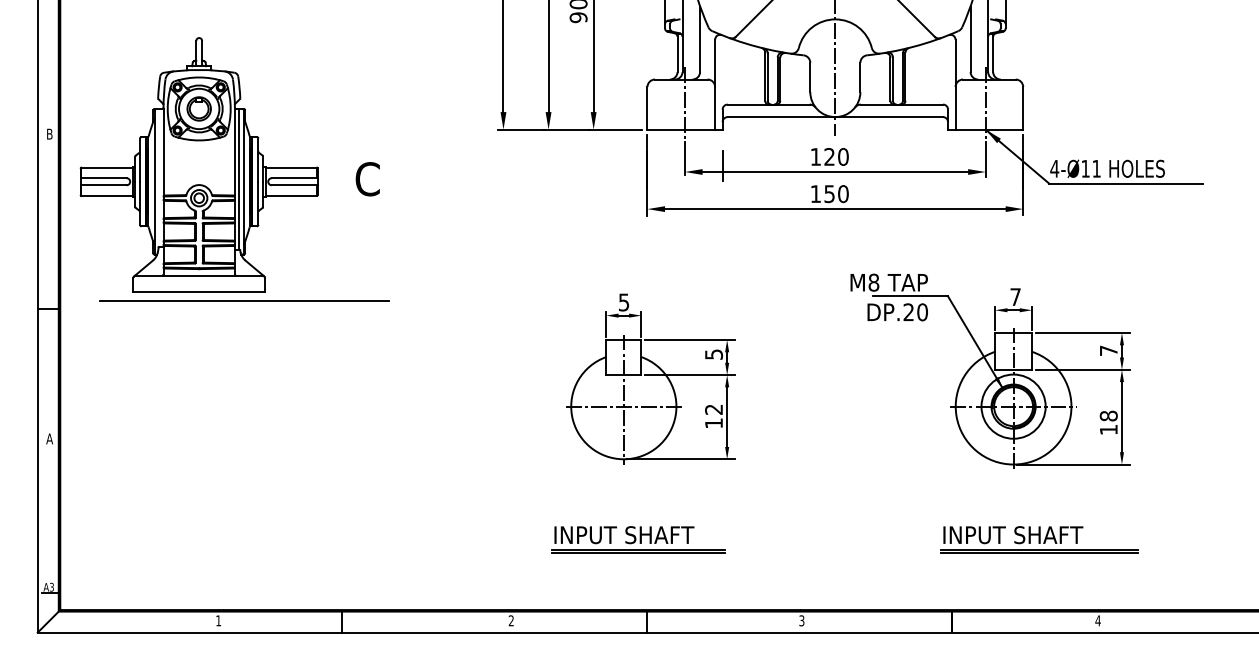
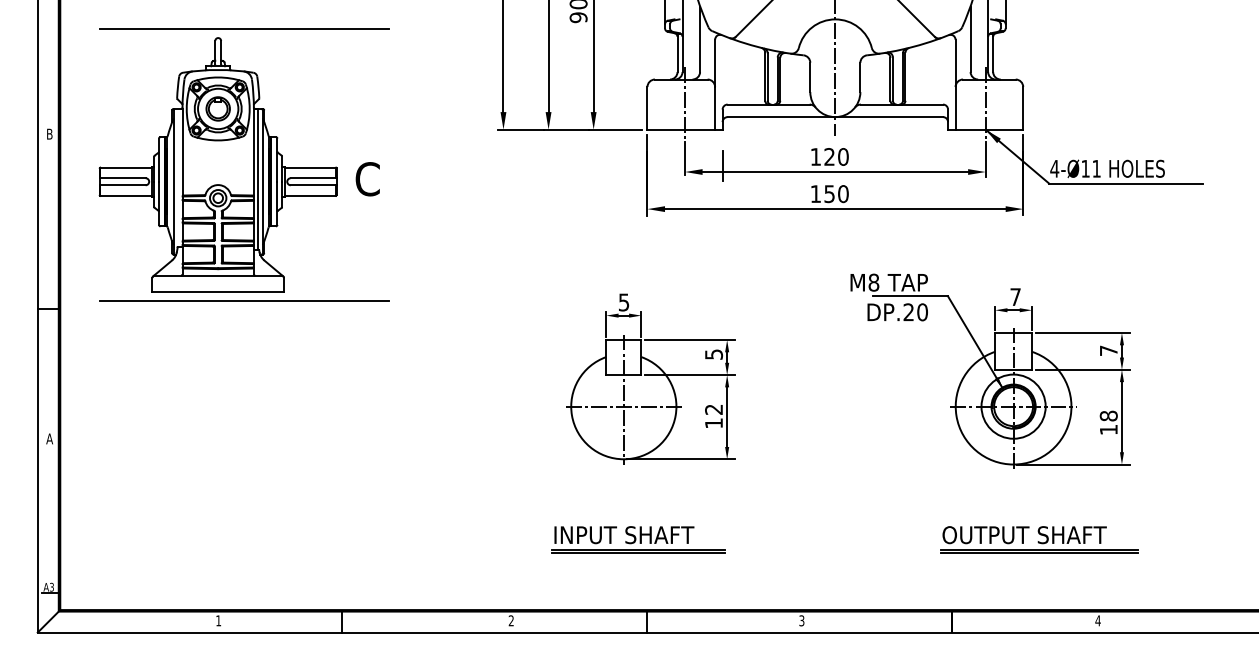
line: none -> present (244, 28)
part position: (198, 164) -> (217, 164) (217, 164)
text: INPUT SHAFT -> OUTPUT SHAFT (1024, 535)
